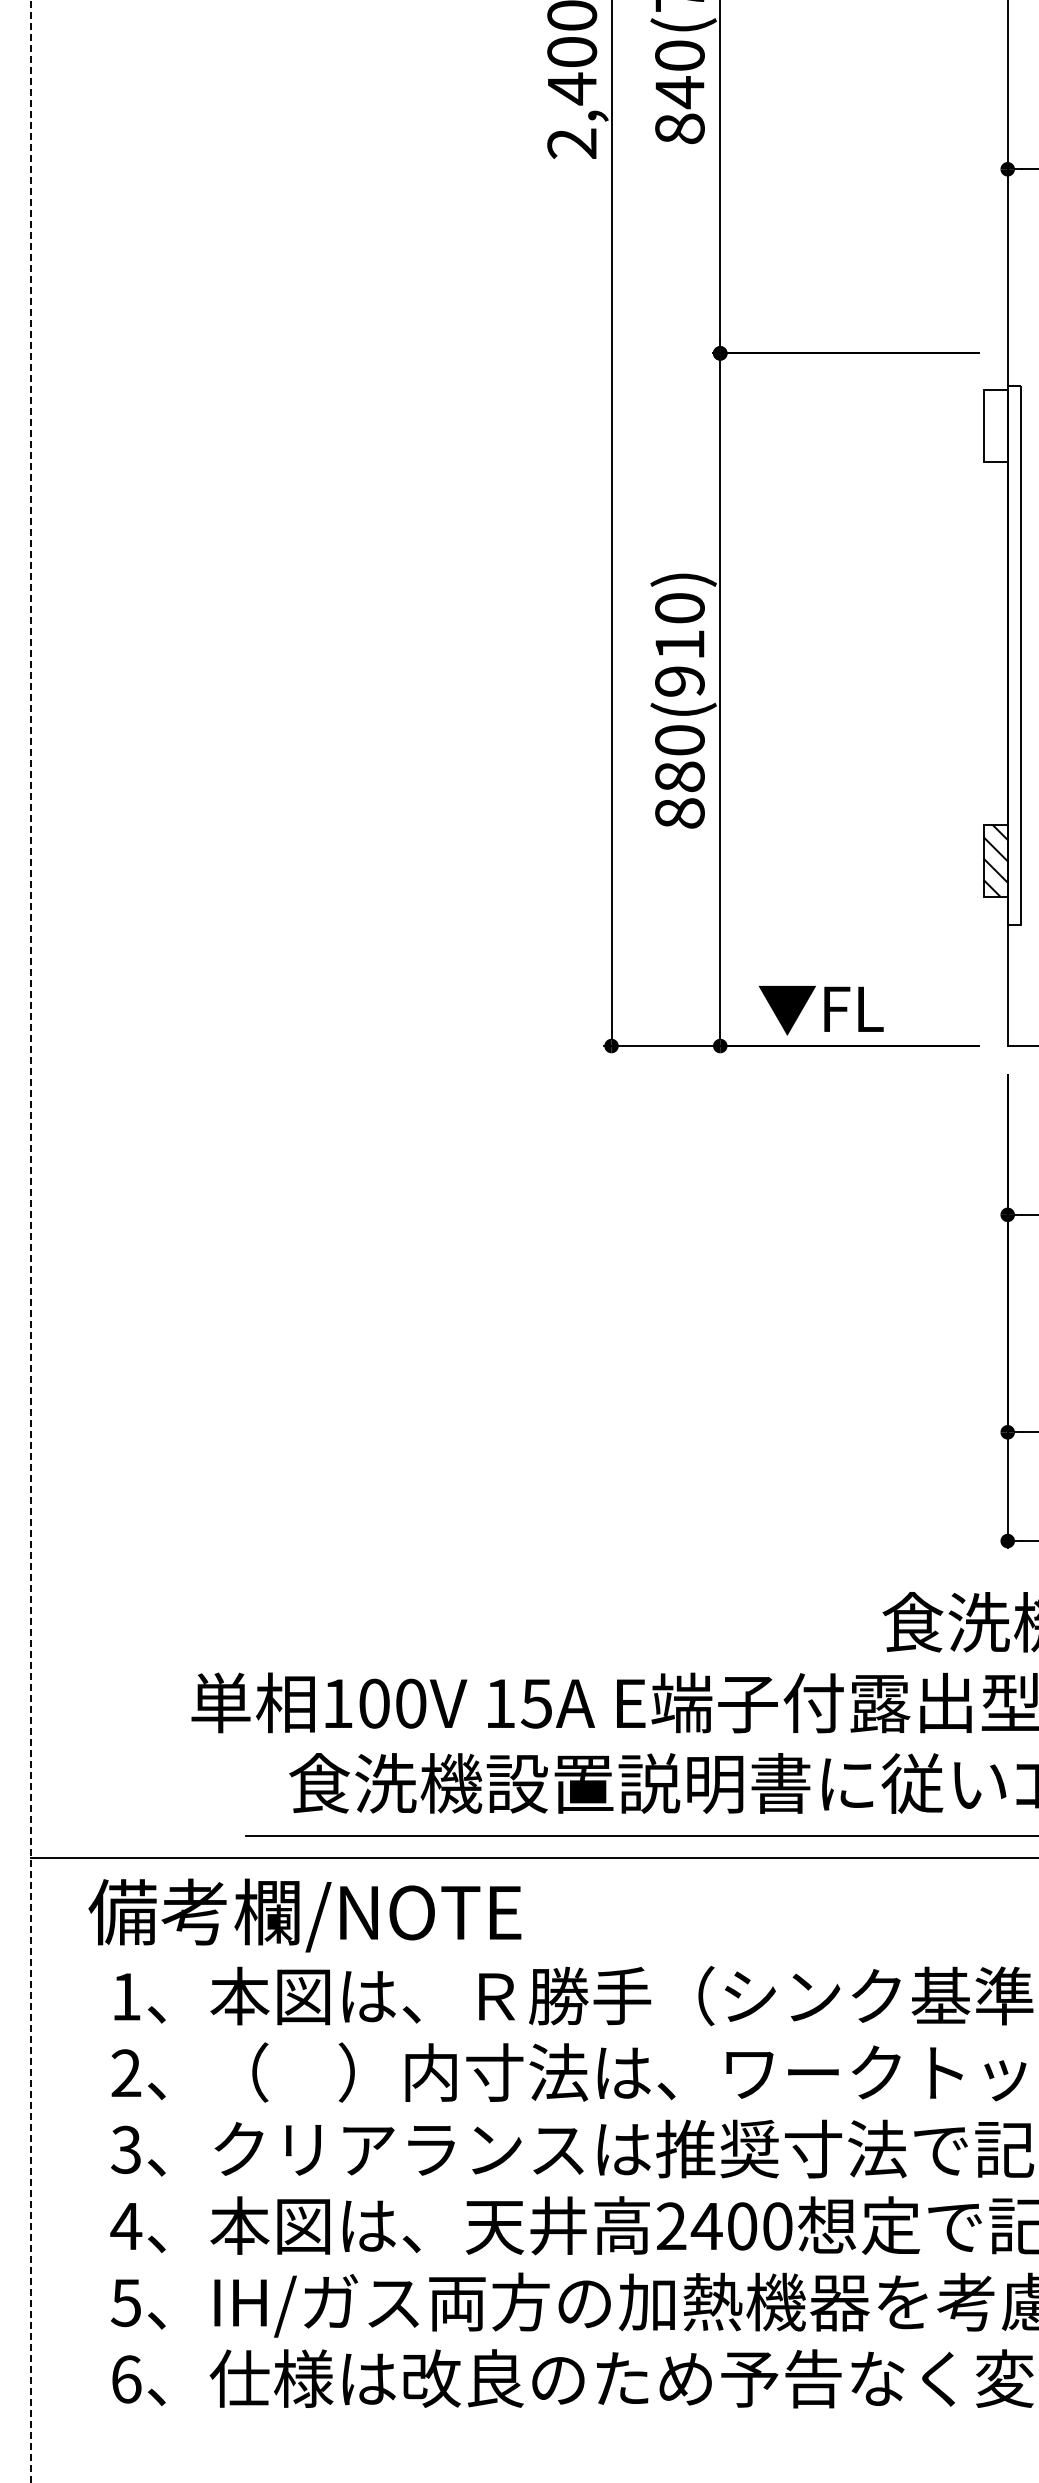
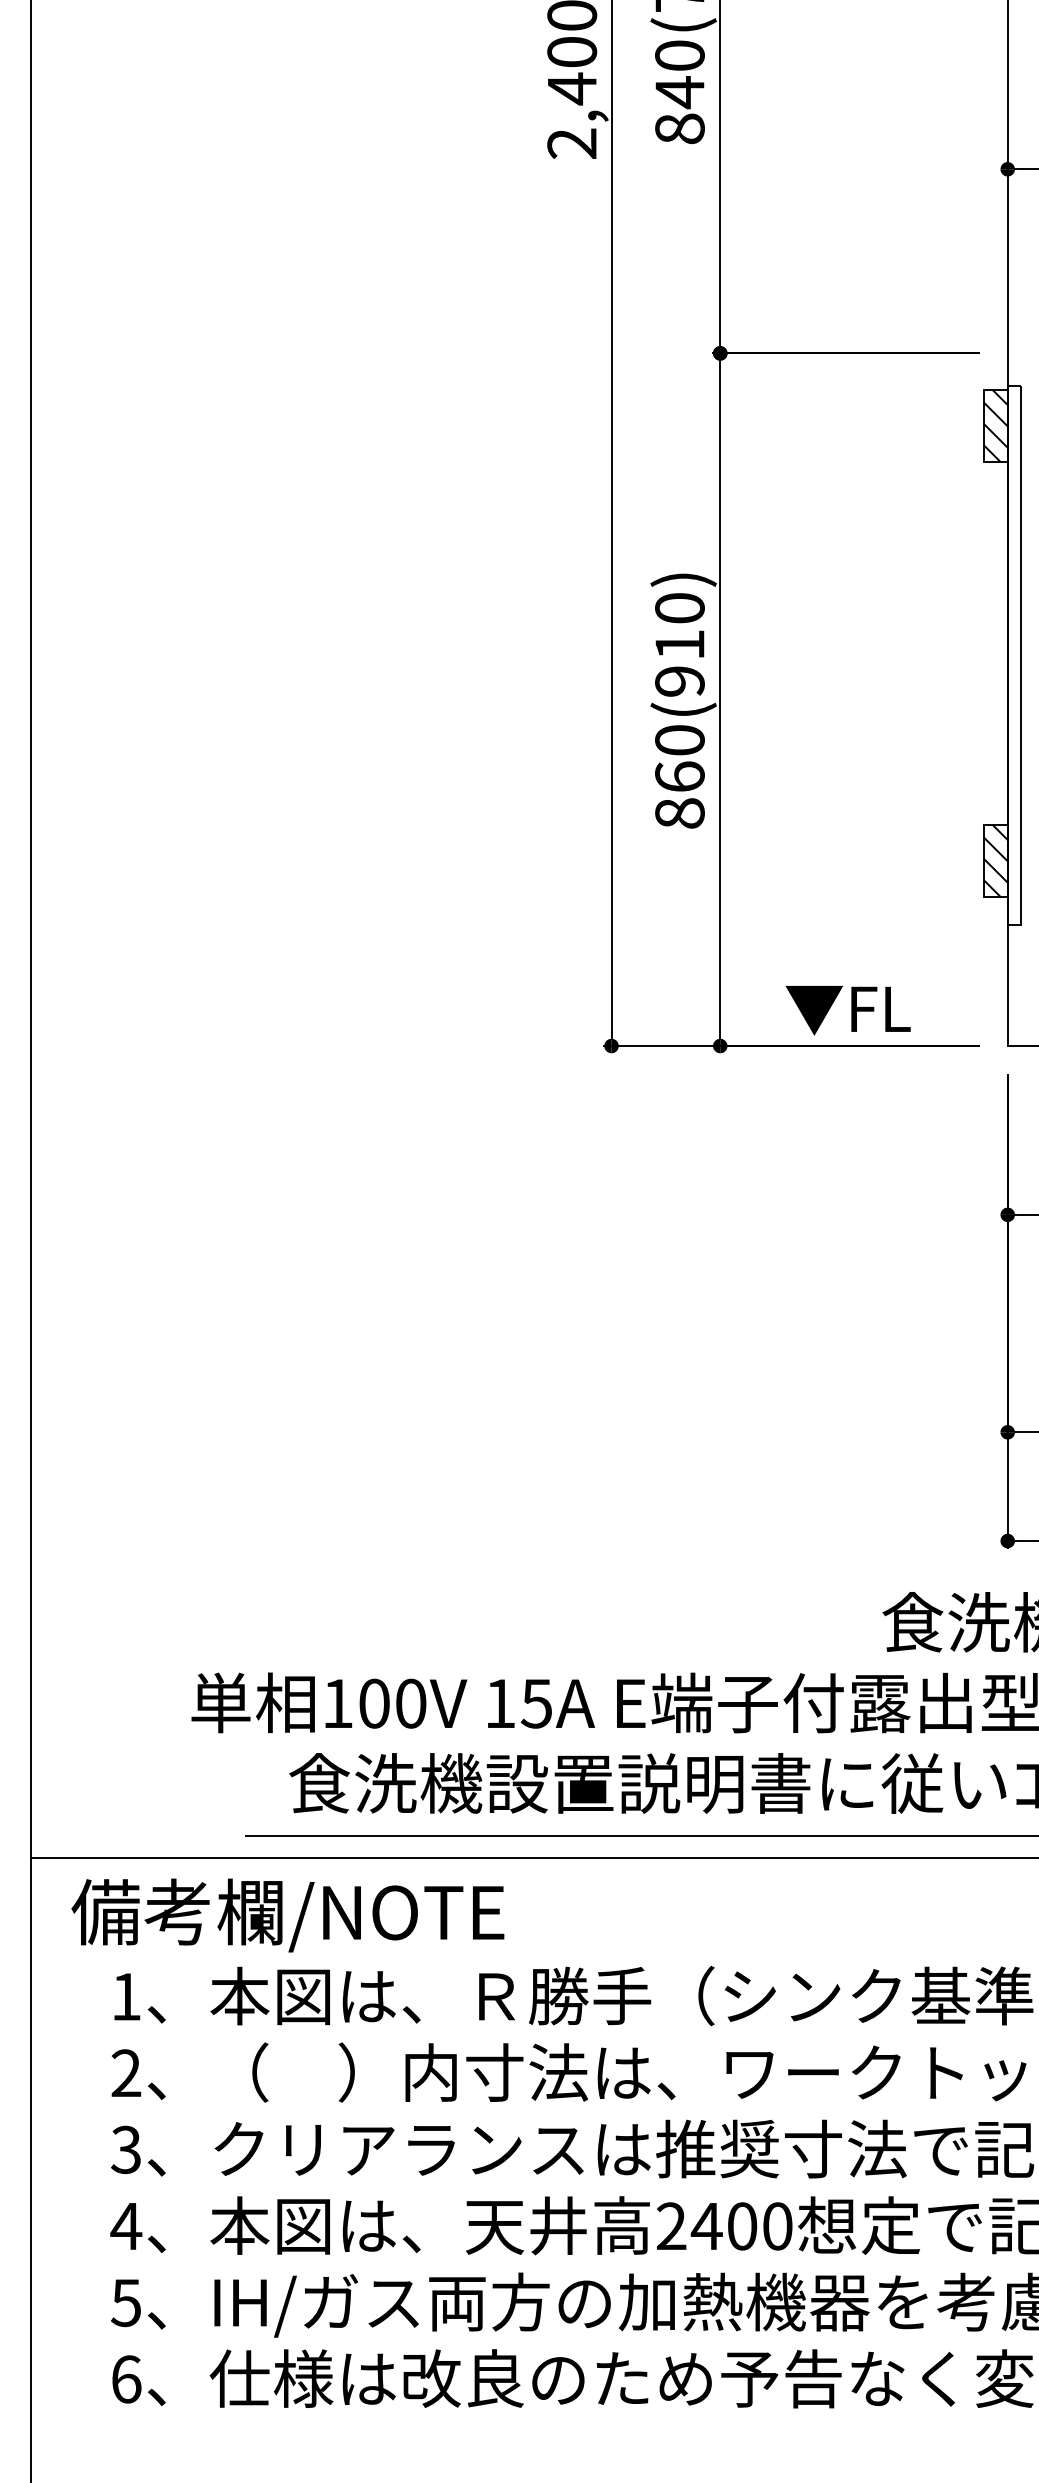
hatch: none -> present (995, 425)
text: 880(910) -> 860(910) (679, 776)
text position: (820, 1010) -> (847, 1010) (847, 1010)
line: dashed -> solid (31, 1241)
text position: (304, 1915) -> (287, 1915) (287, 1915)
